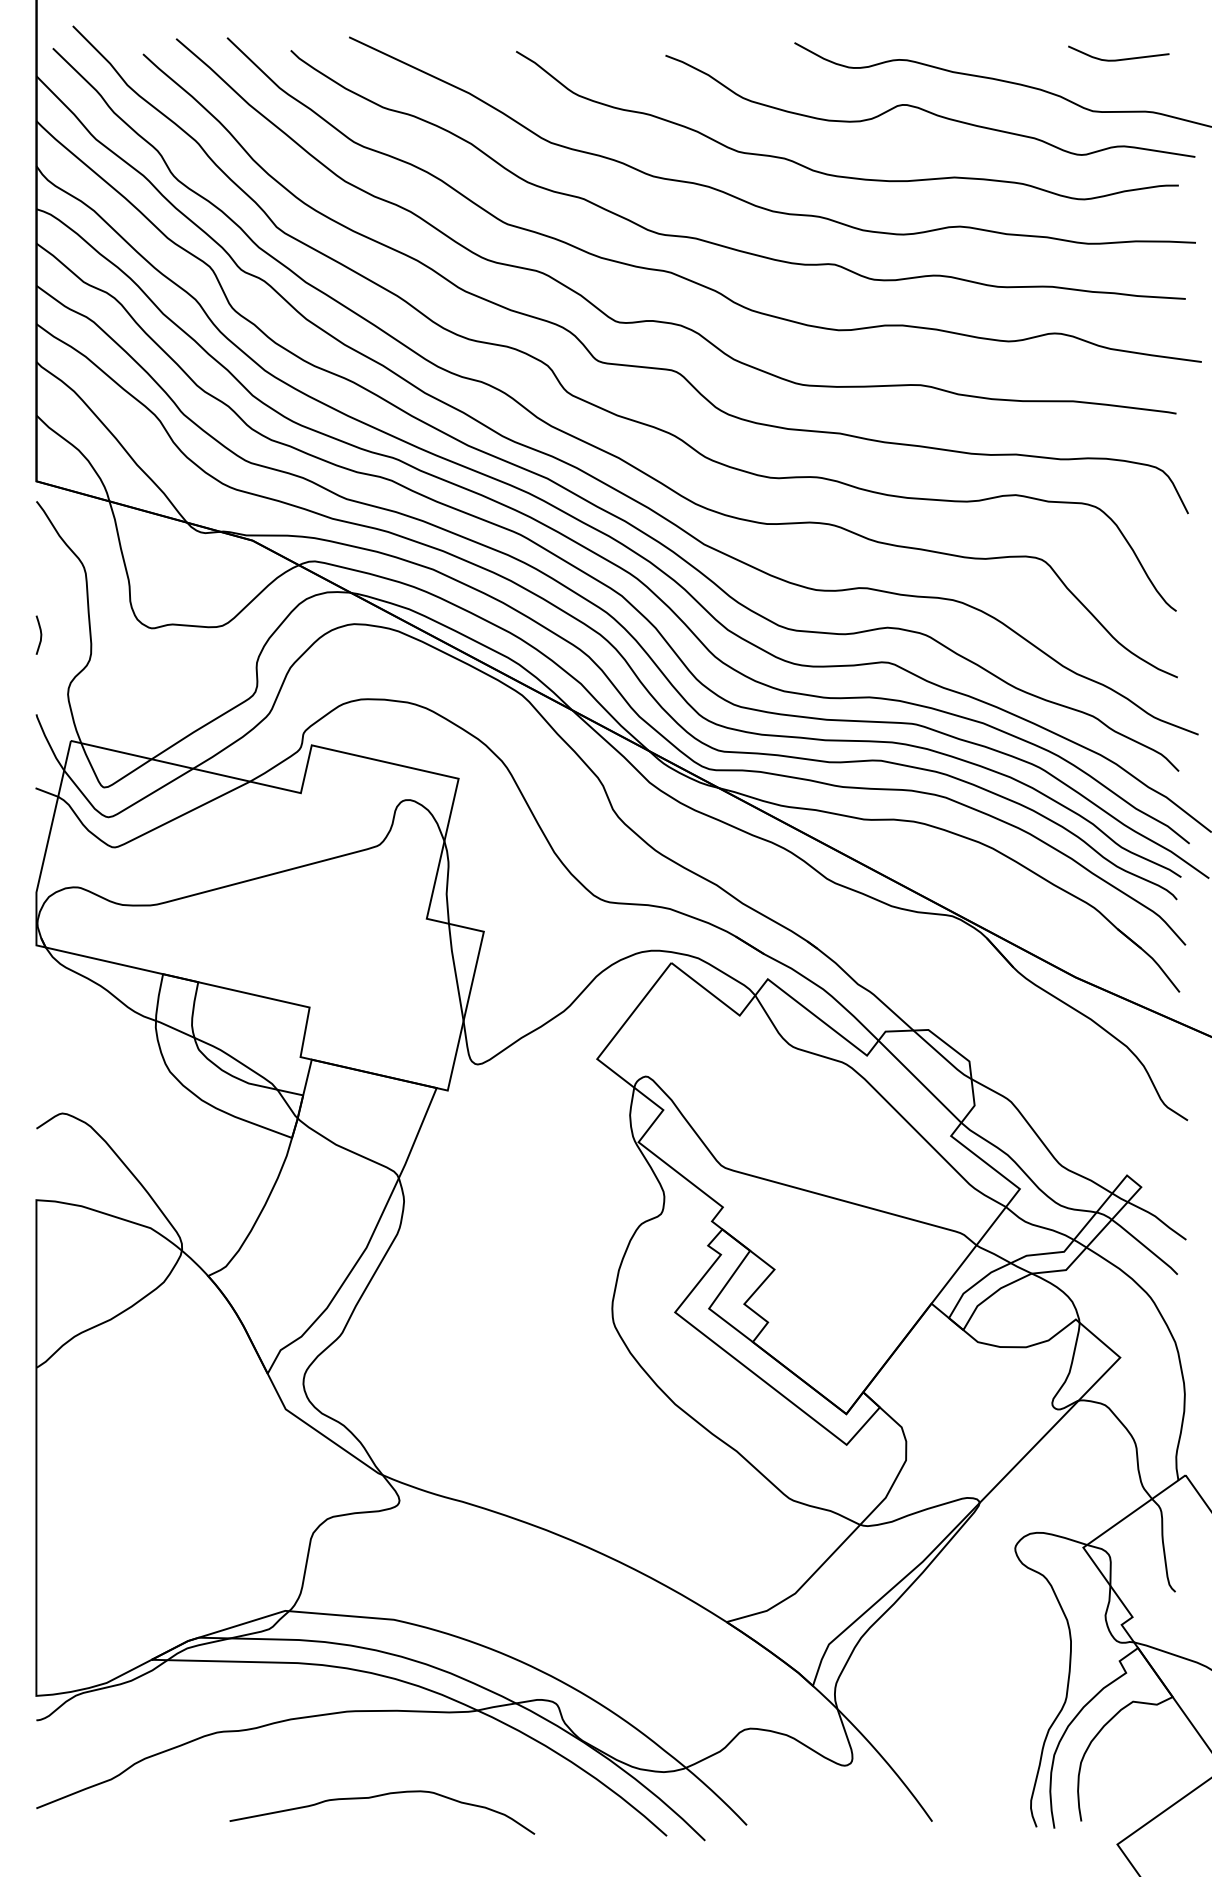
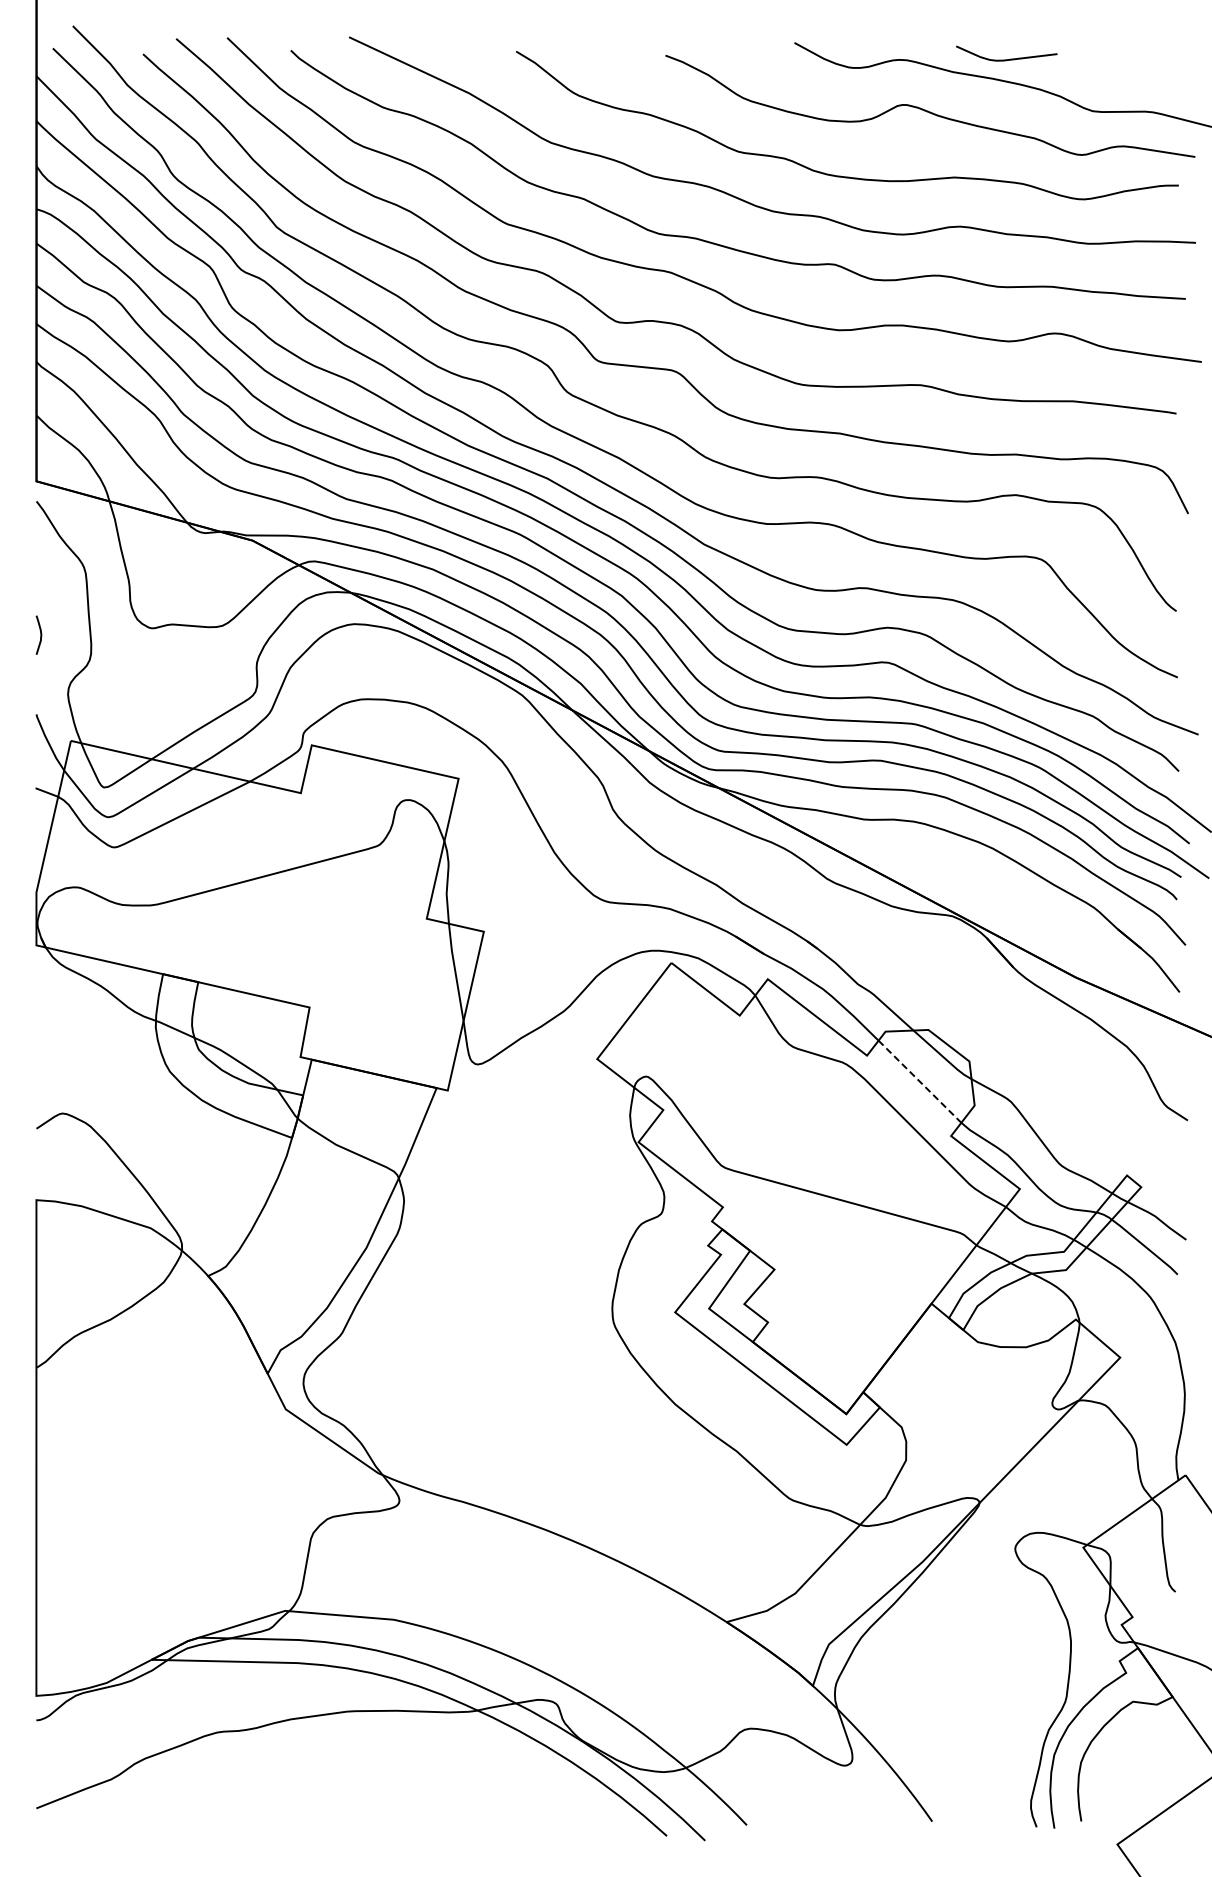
curve position: (1118, 59) -> (1006, 59) (1006, 59)
line: solid -> dashed (920, 1082)
curve: present -> none (381, 1796)
